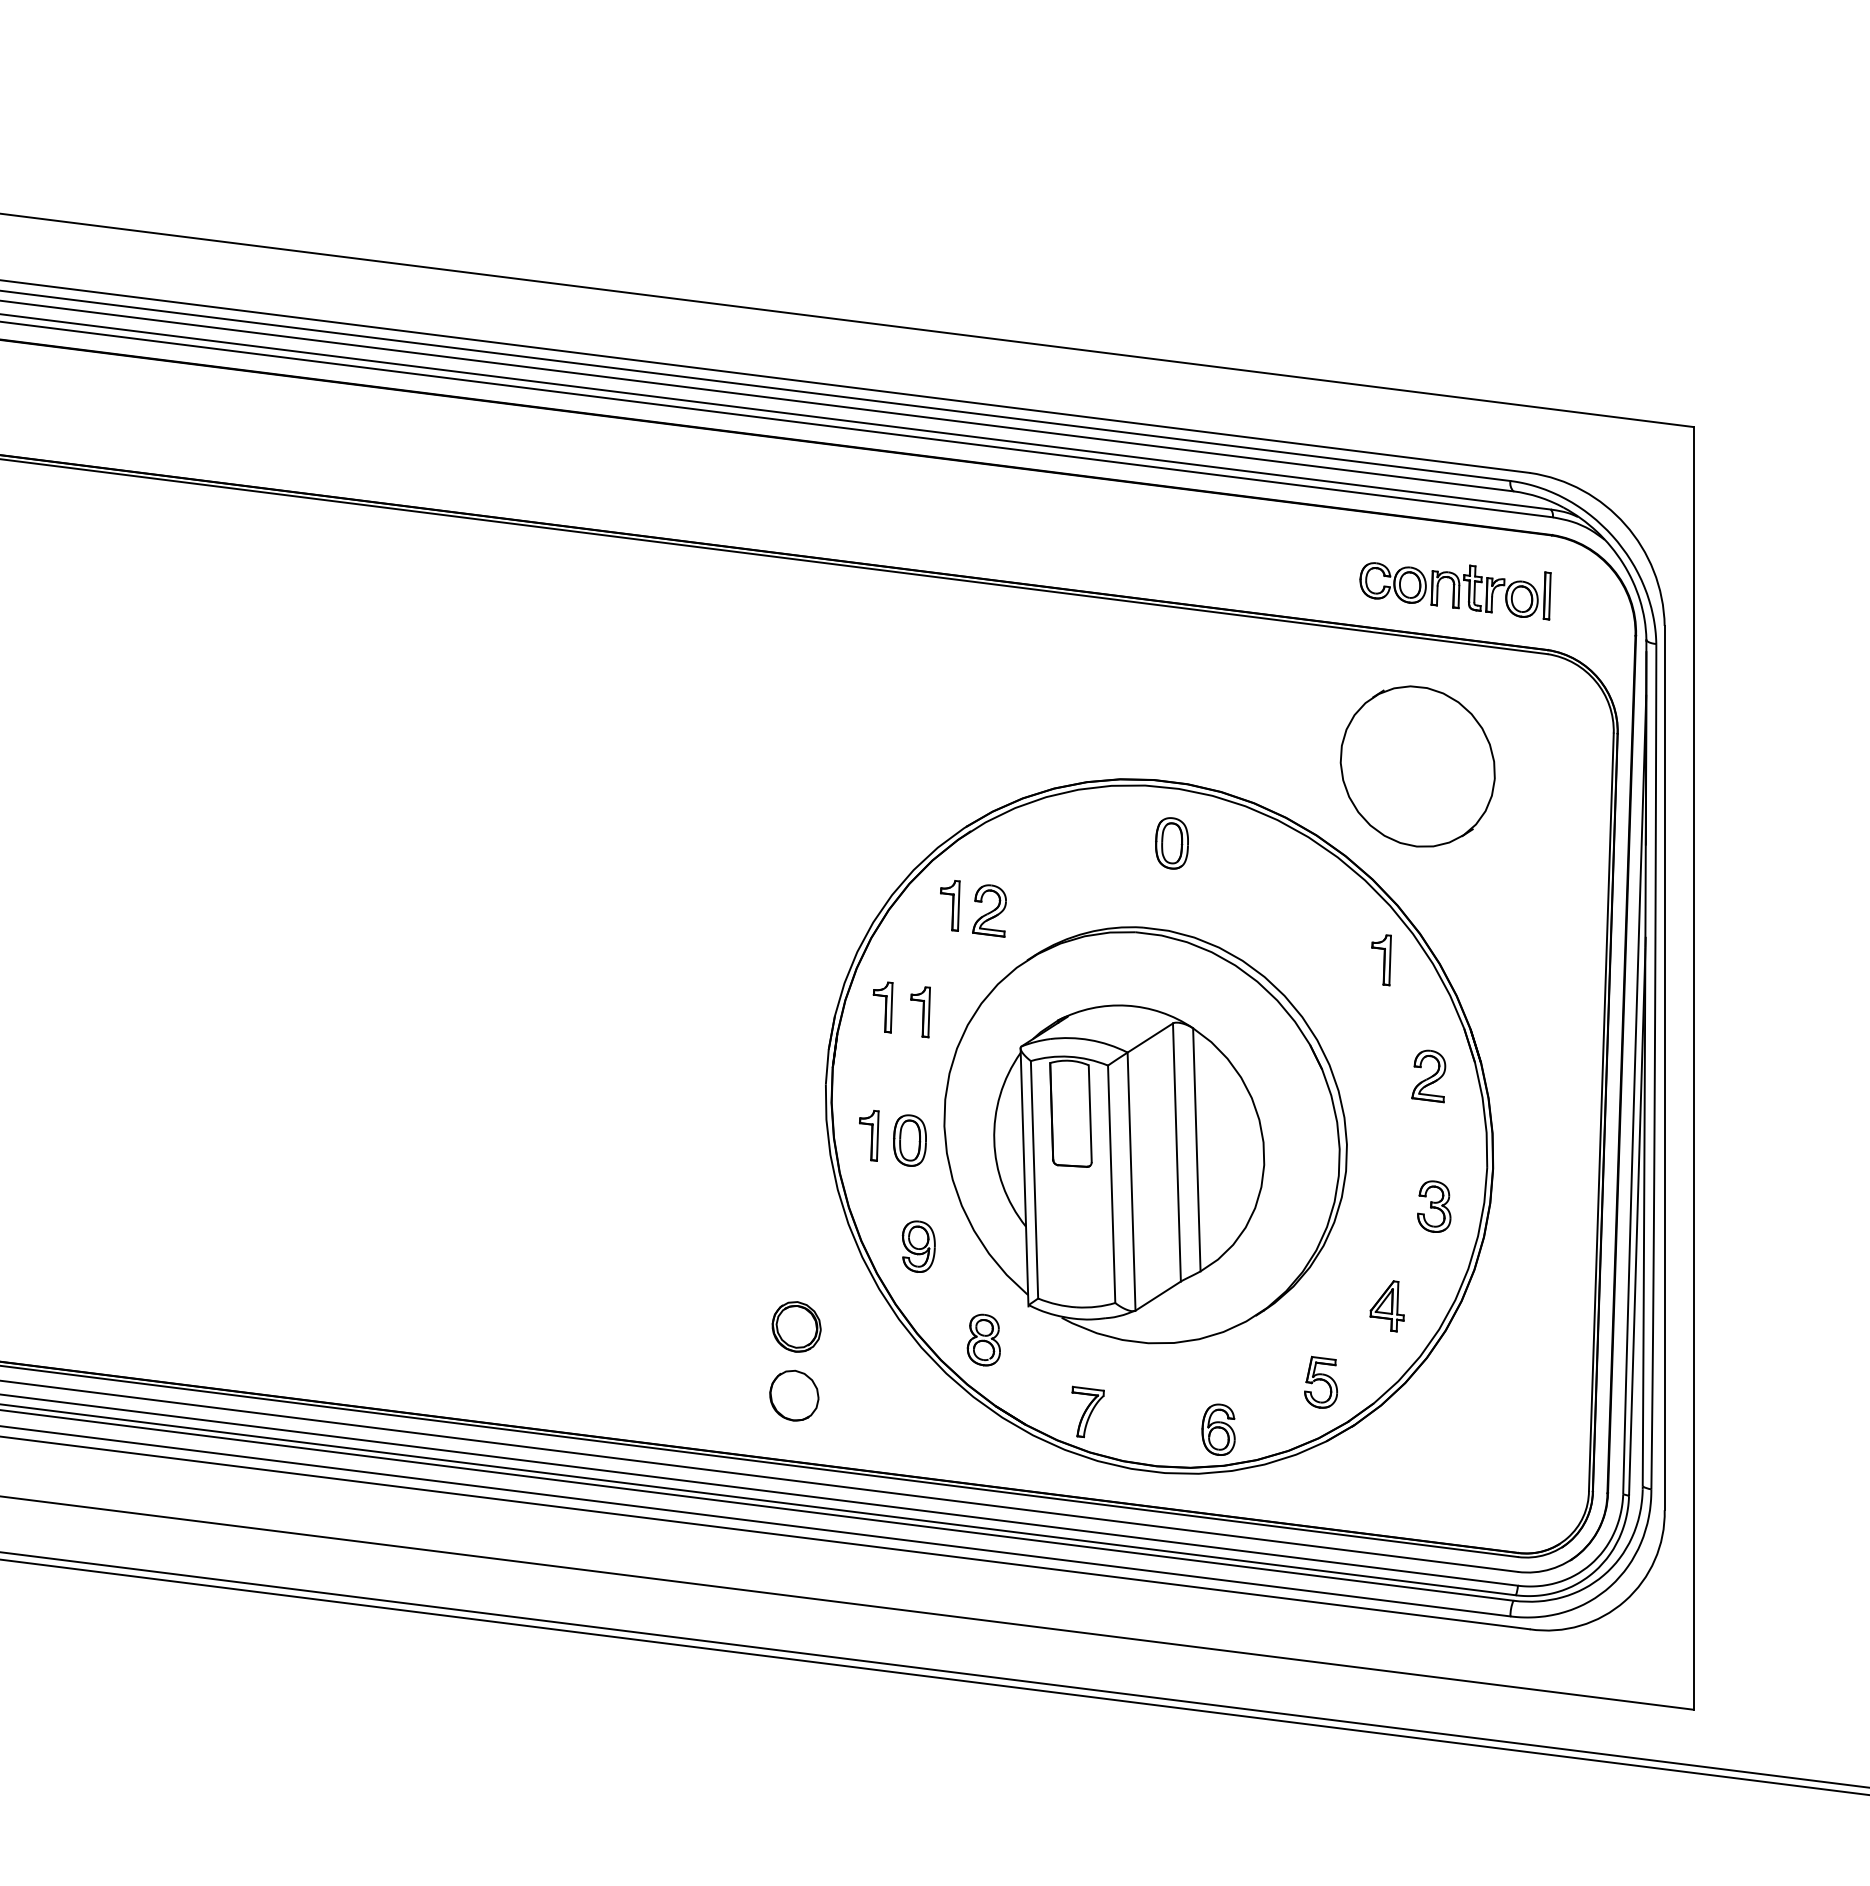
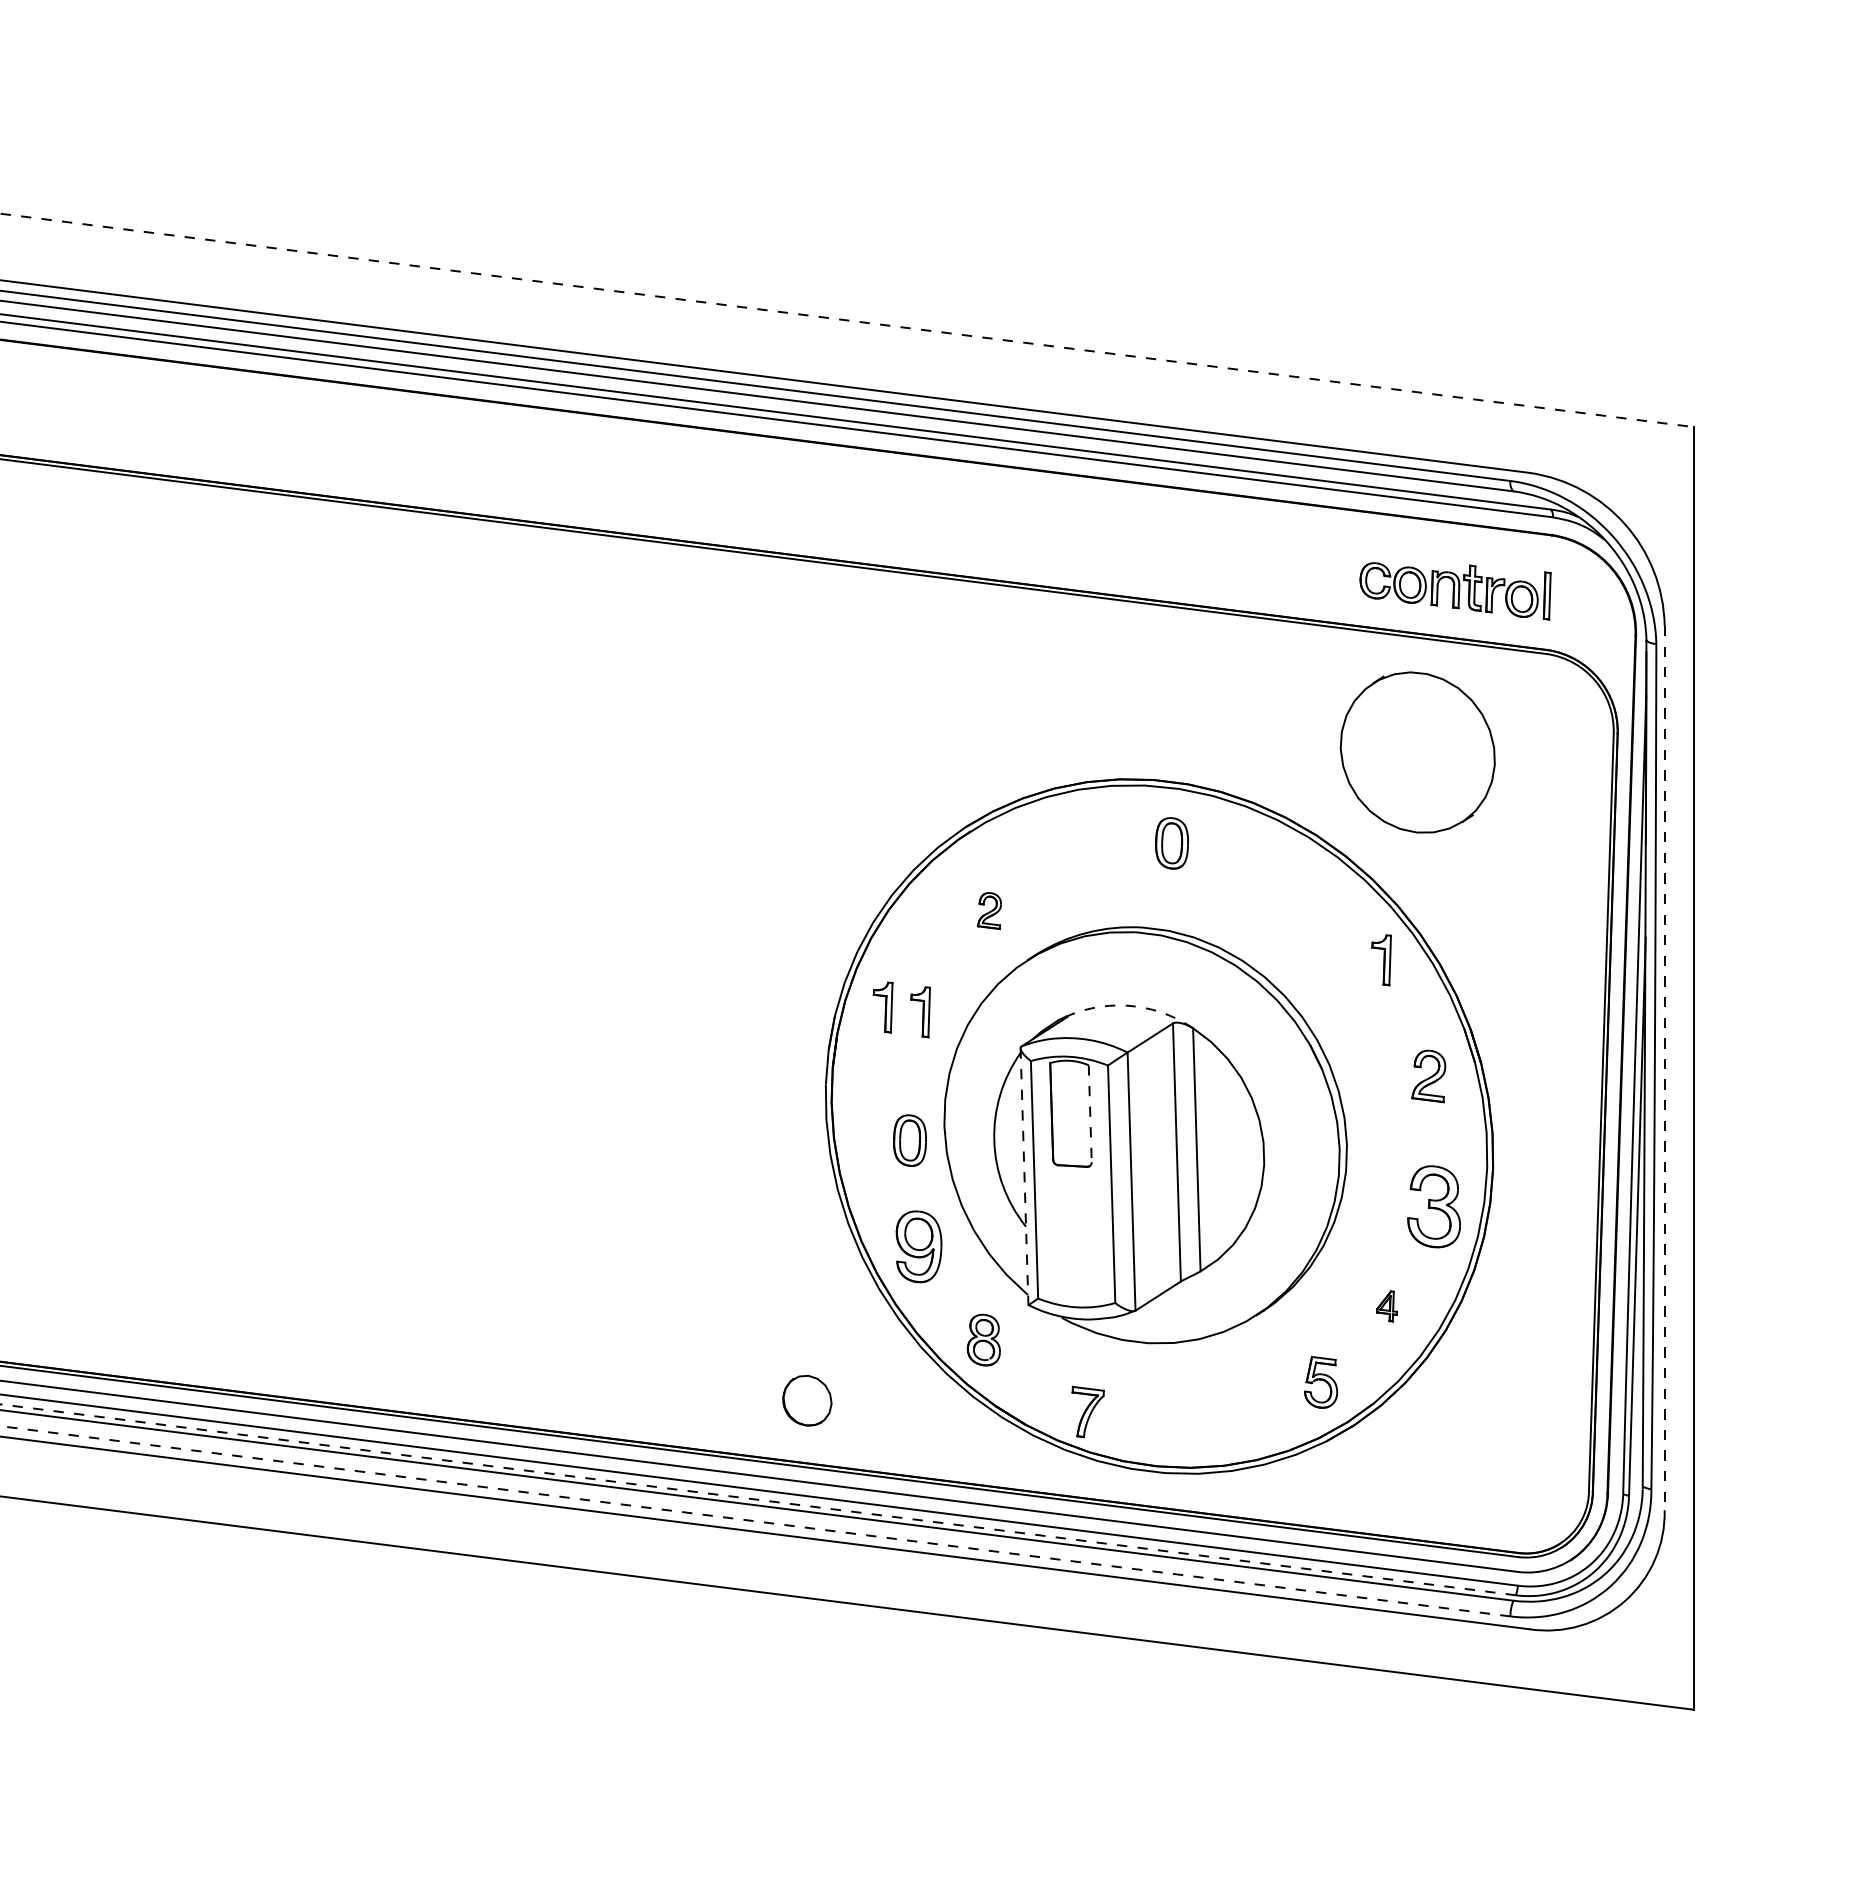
line: solid -> dashed (847, 320)
part position: (1417, 766) -> (1417, 752) (1417, 752)
part: present -> none (950, 905)
part size: 35x54 px -> 25x38 px (989, 910)
arc: solid -> dashed (1126, 1005)
line: solid -> dashed (1664, 1068)
line: solid -> dashed (1090, 1114)
part: present -> none (869, 1135)
line: solid -> dashed (1024, 1177)
part size: 35x53 px -> 54x84 px (1433, 1206)
part size: 35x53 px -> 48x74 px (918, 1246)
part size: 36x53 px -> 23x33 px (1387, 1306)
part: present -> none (796, 1326)
part position: (794, 1395) -> (807, 1400) (807, 1400)
part: present -> none (1218, 1429)
line: solid -> dashed (758, 1499)
line: solid -> dashed (755, 1521)
line: present -> none (934, 1669)
line: present -> none (934, 1676)
